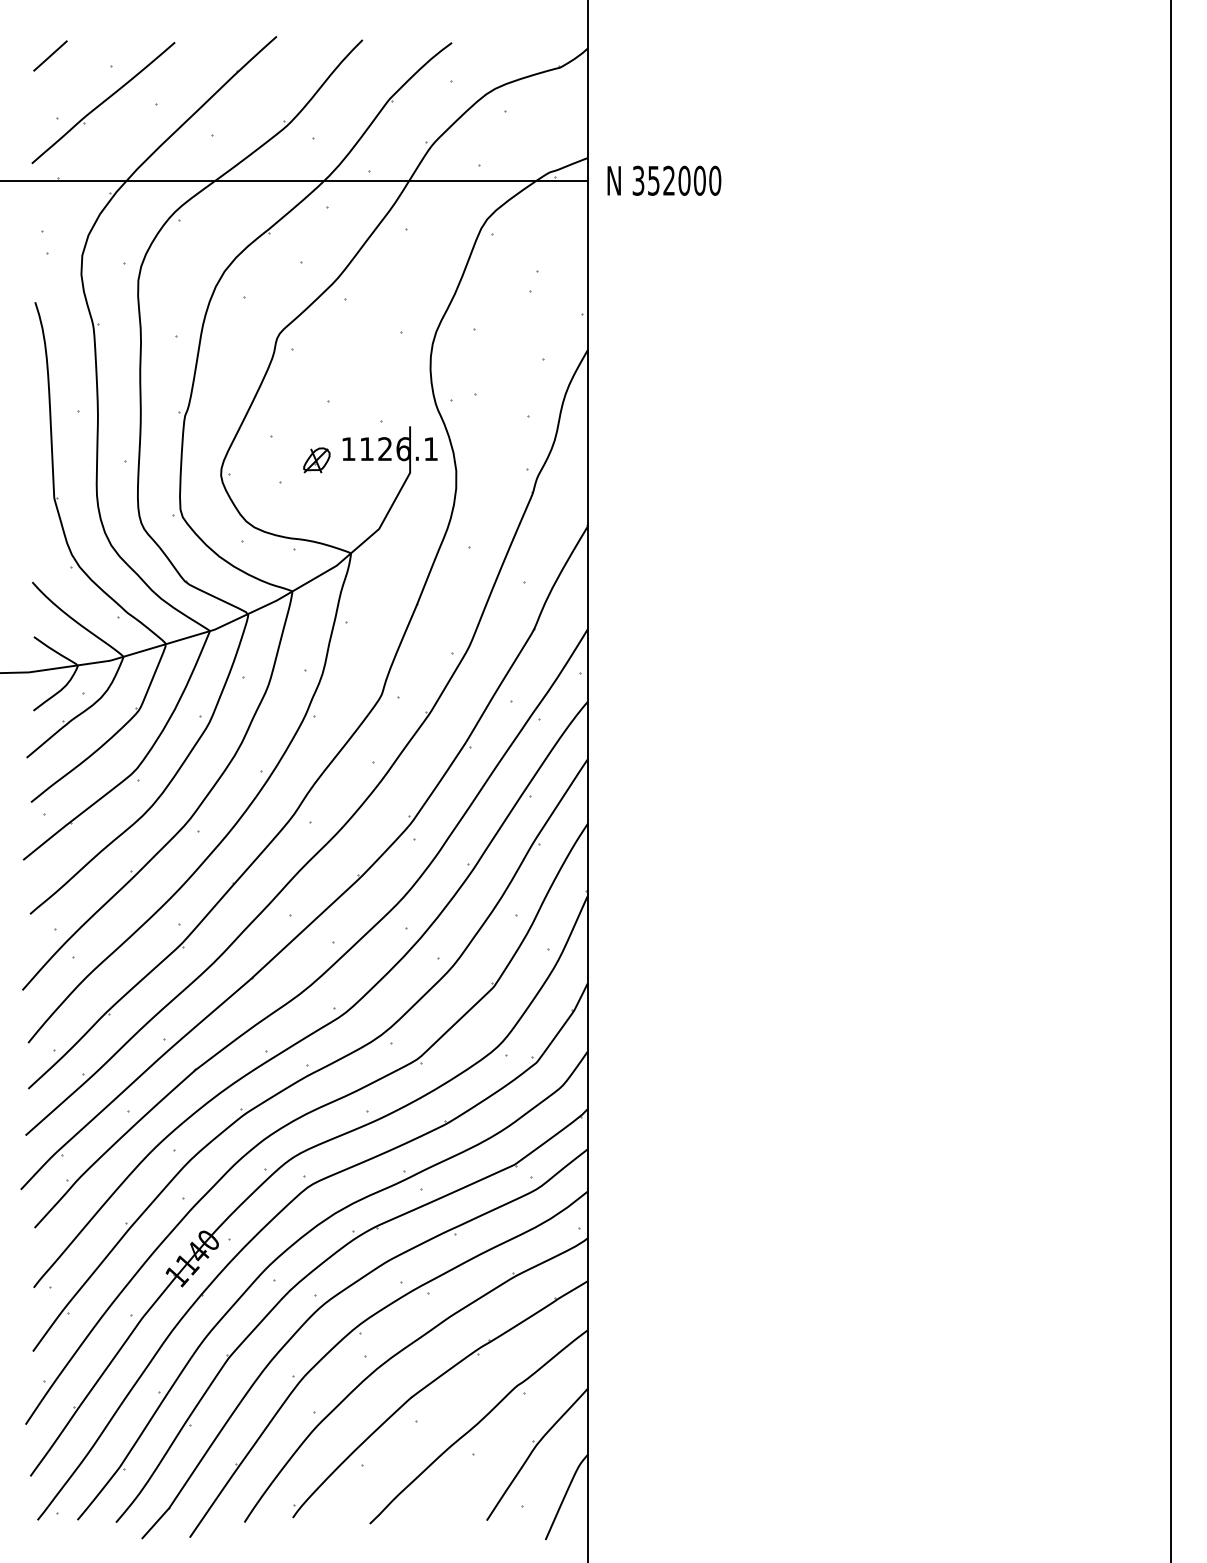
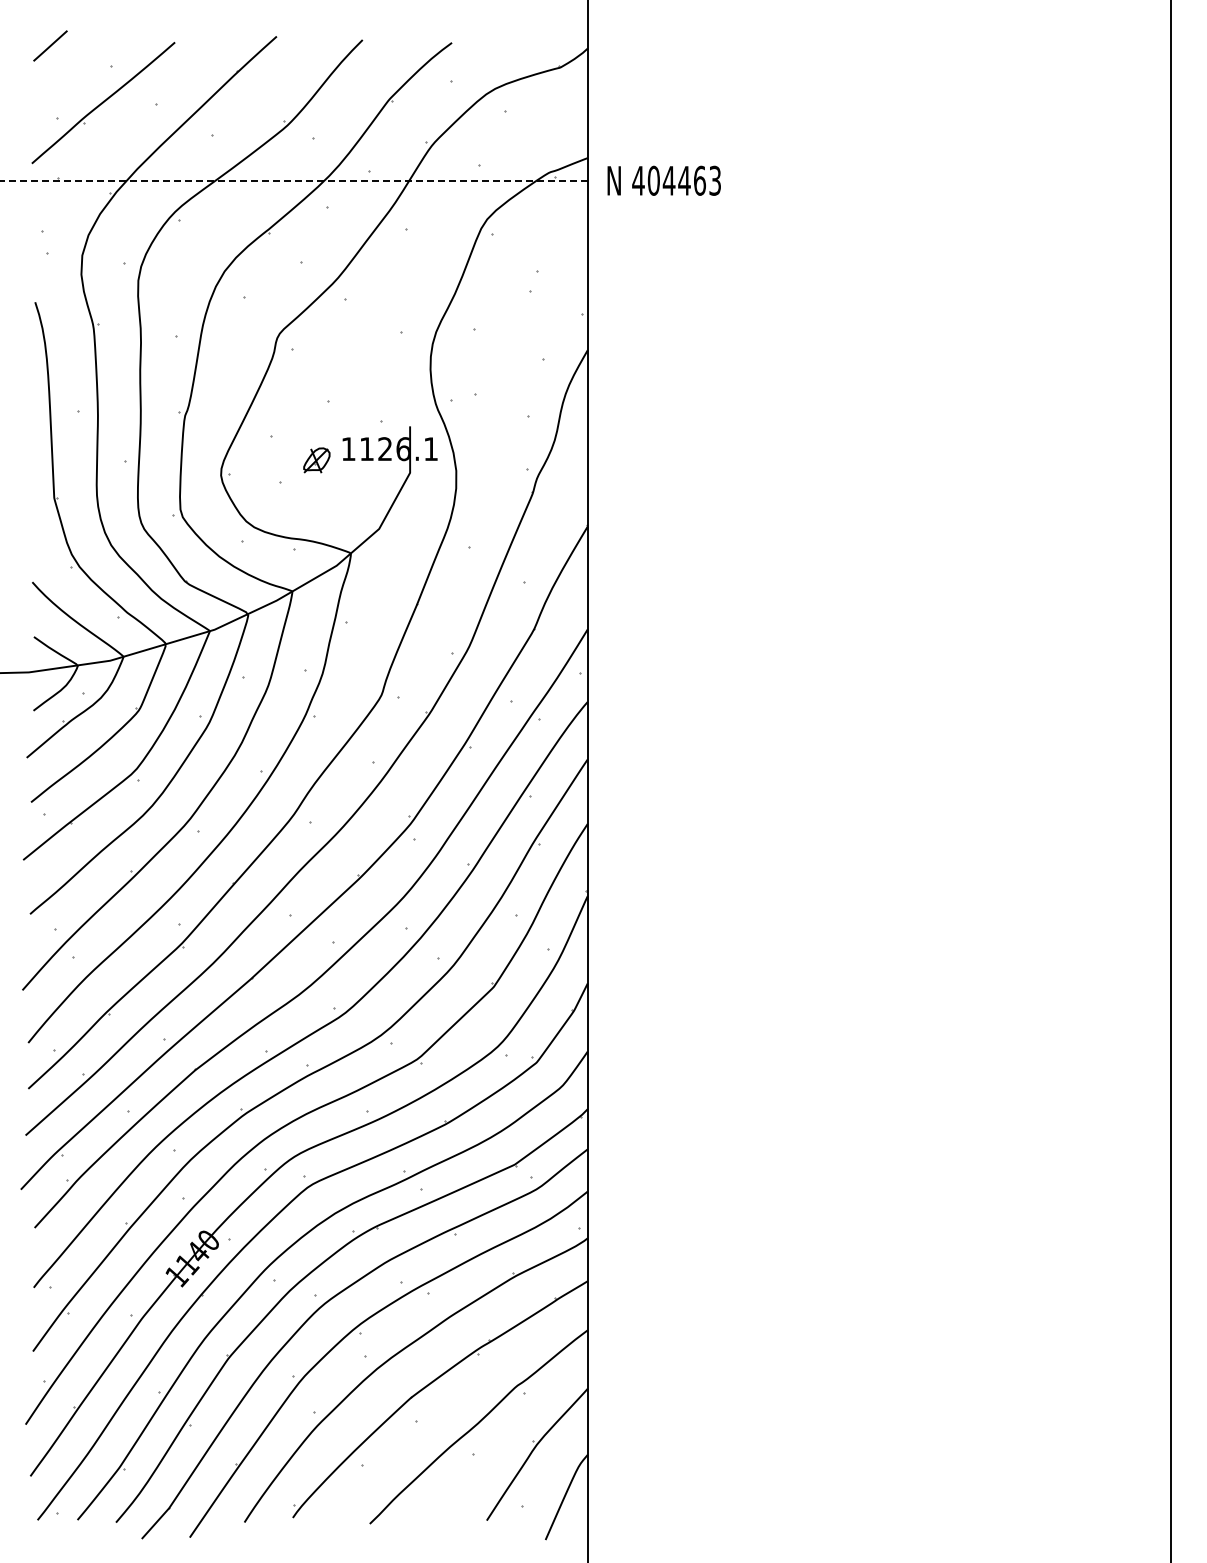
line position: (50, 55) -> (50, 45) (50, 45)
line: solid -> dashed (293, 180)
text: 352000 -> 404463 (676, 180)
